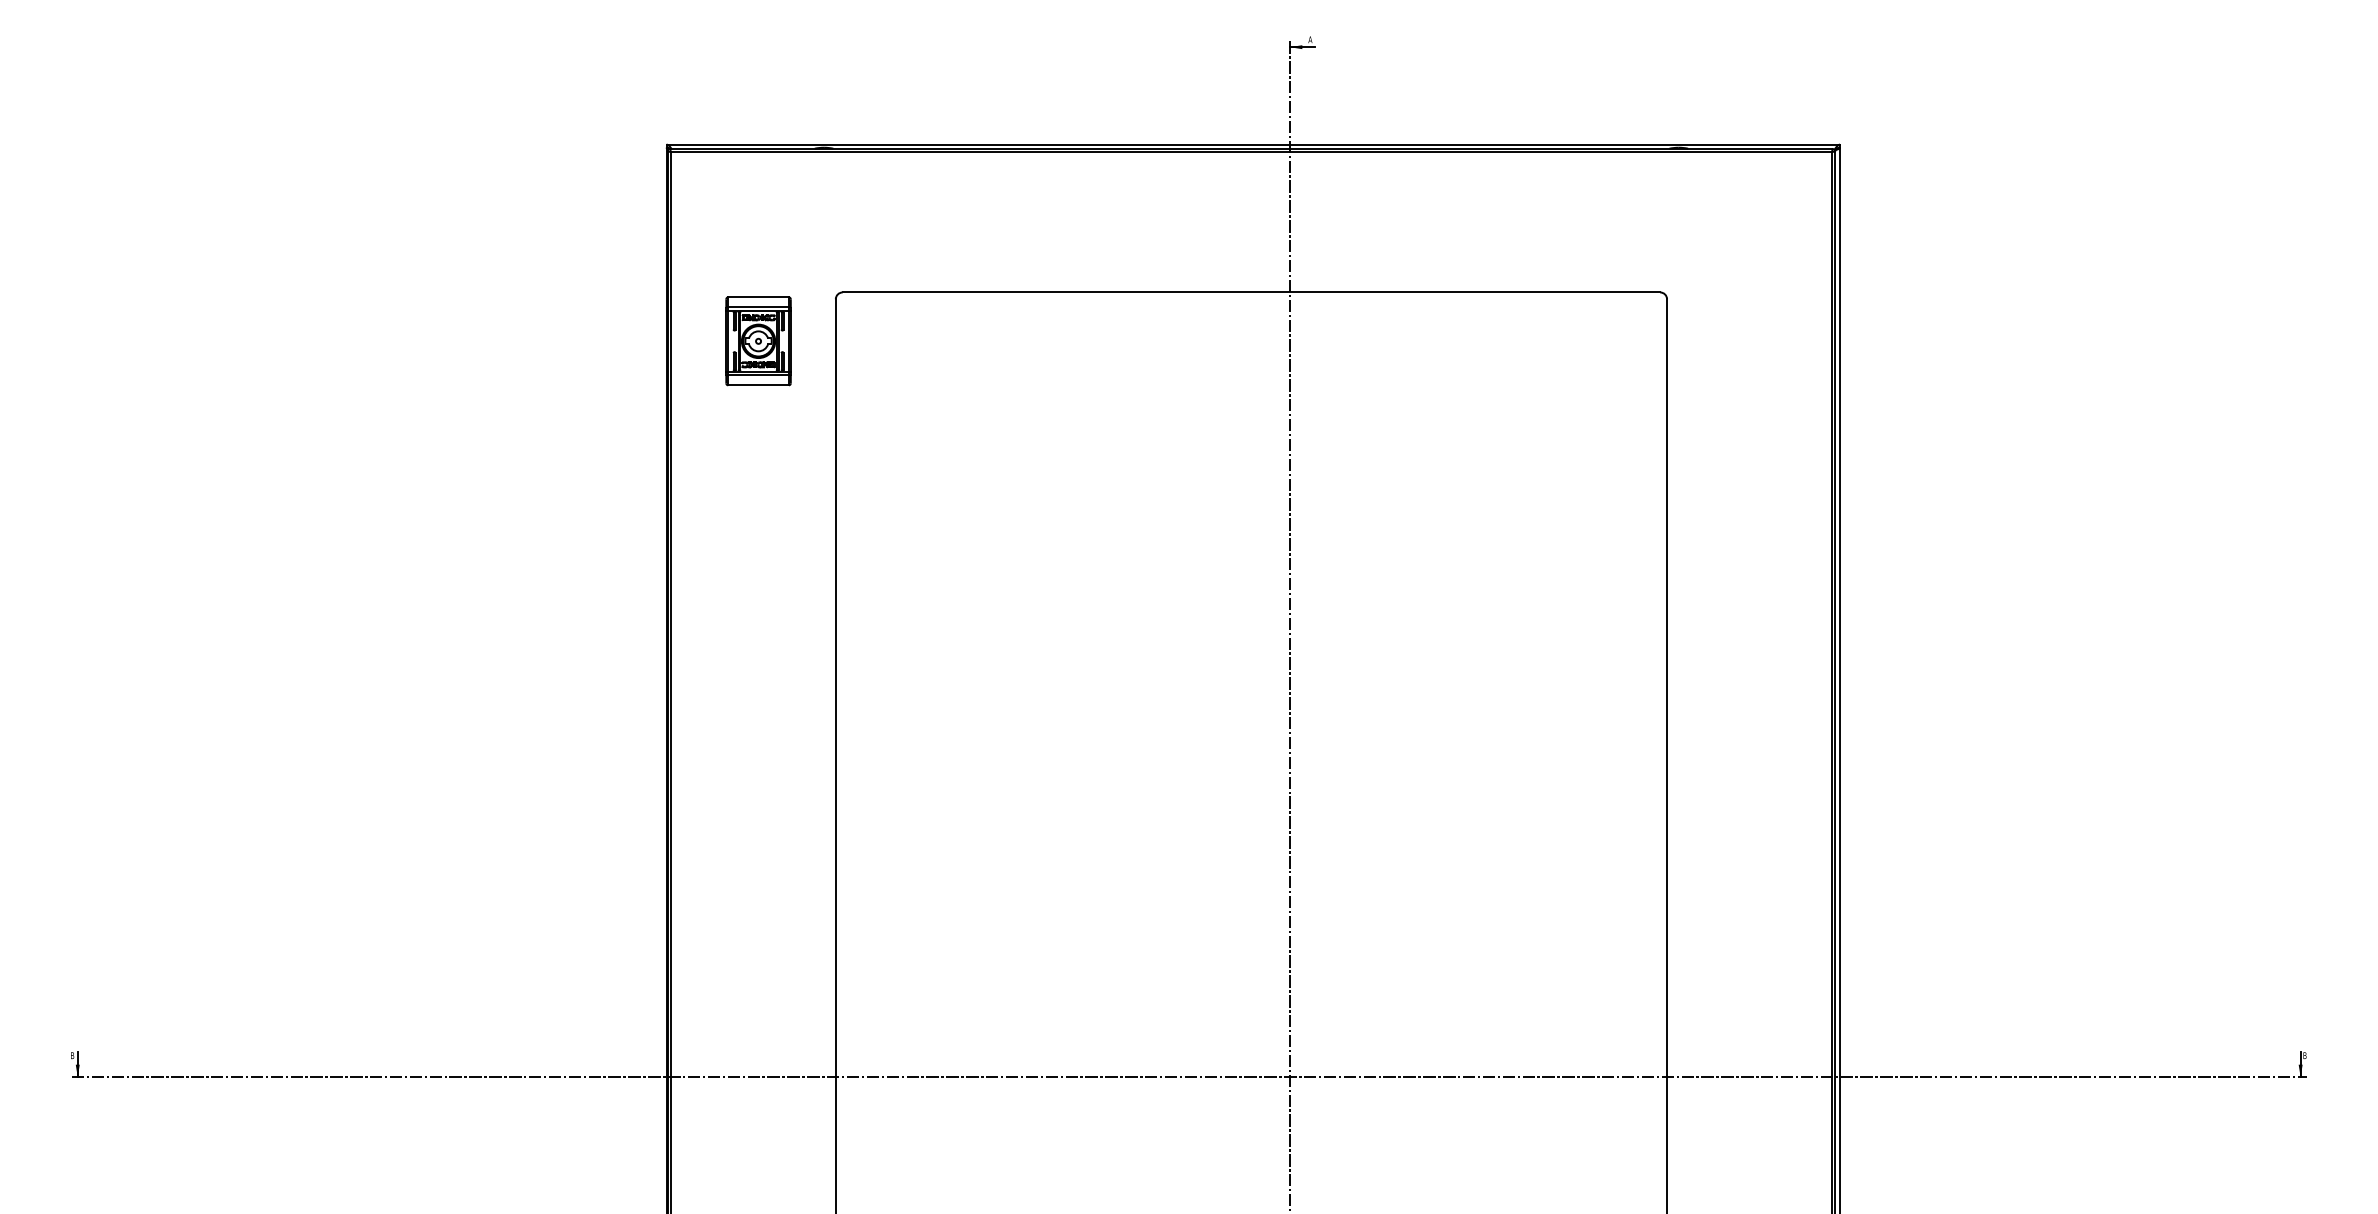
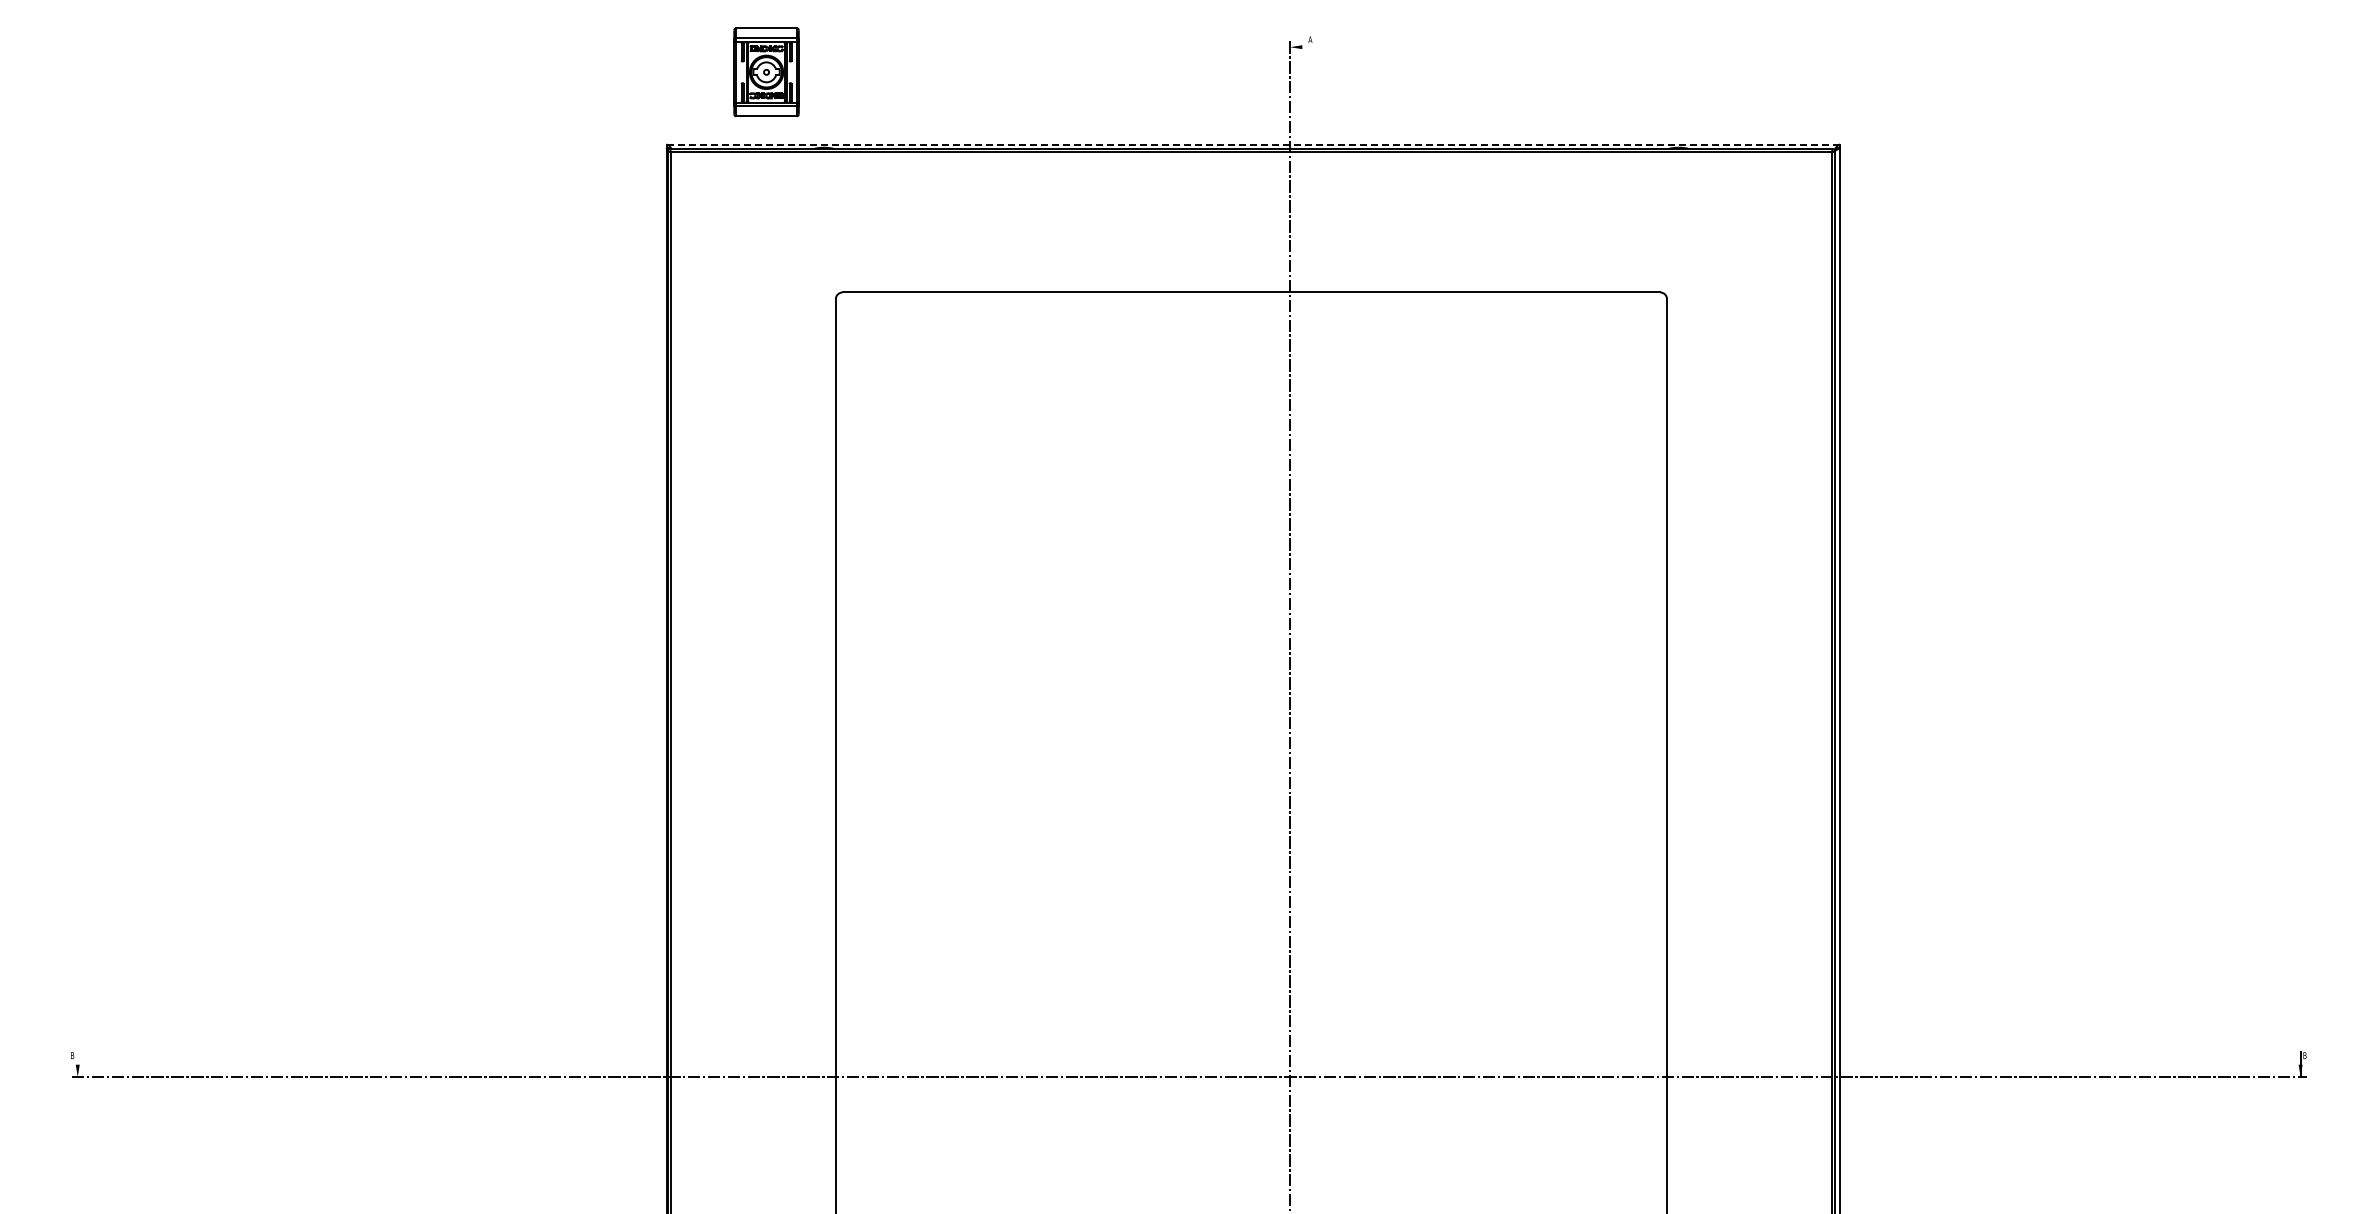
line: present -> none (1301, 47)
line: solid -> dashed (1253, 144)
part position: (758, 341) -> (766, 72) (766, 72)
line: present -> none (77, 1064)
